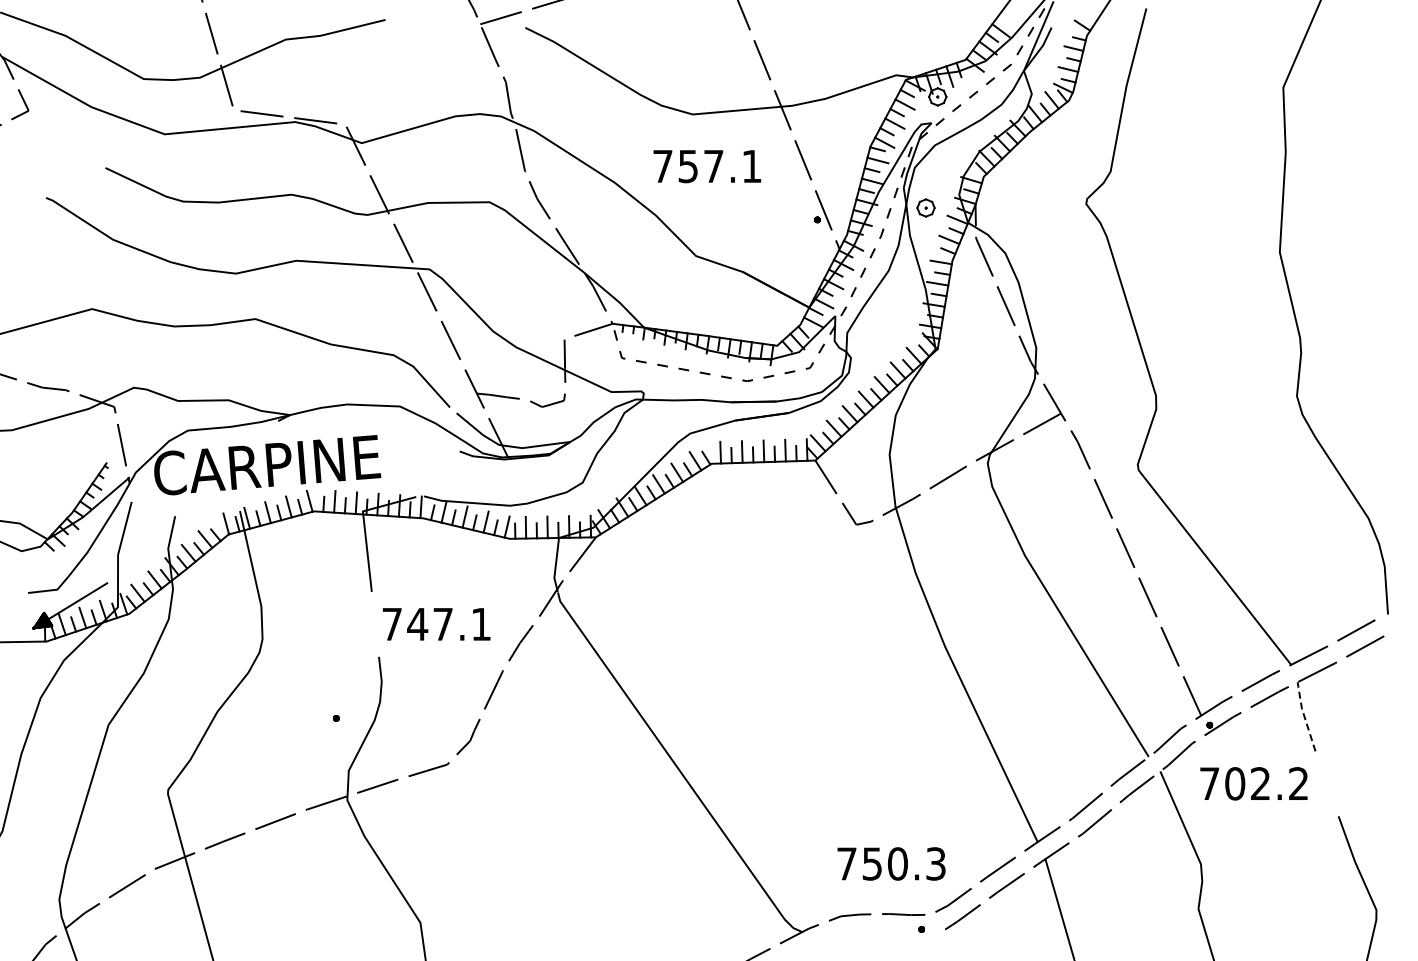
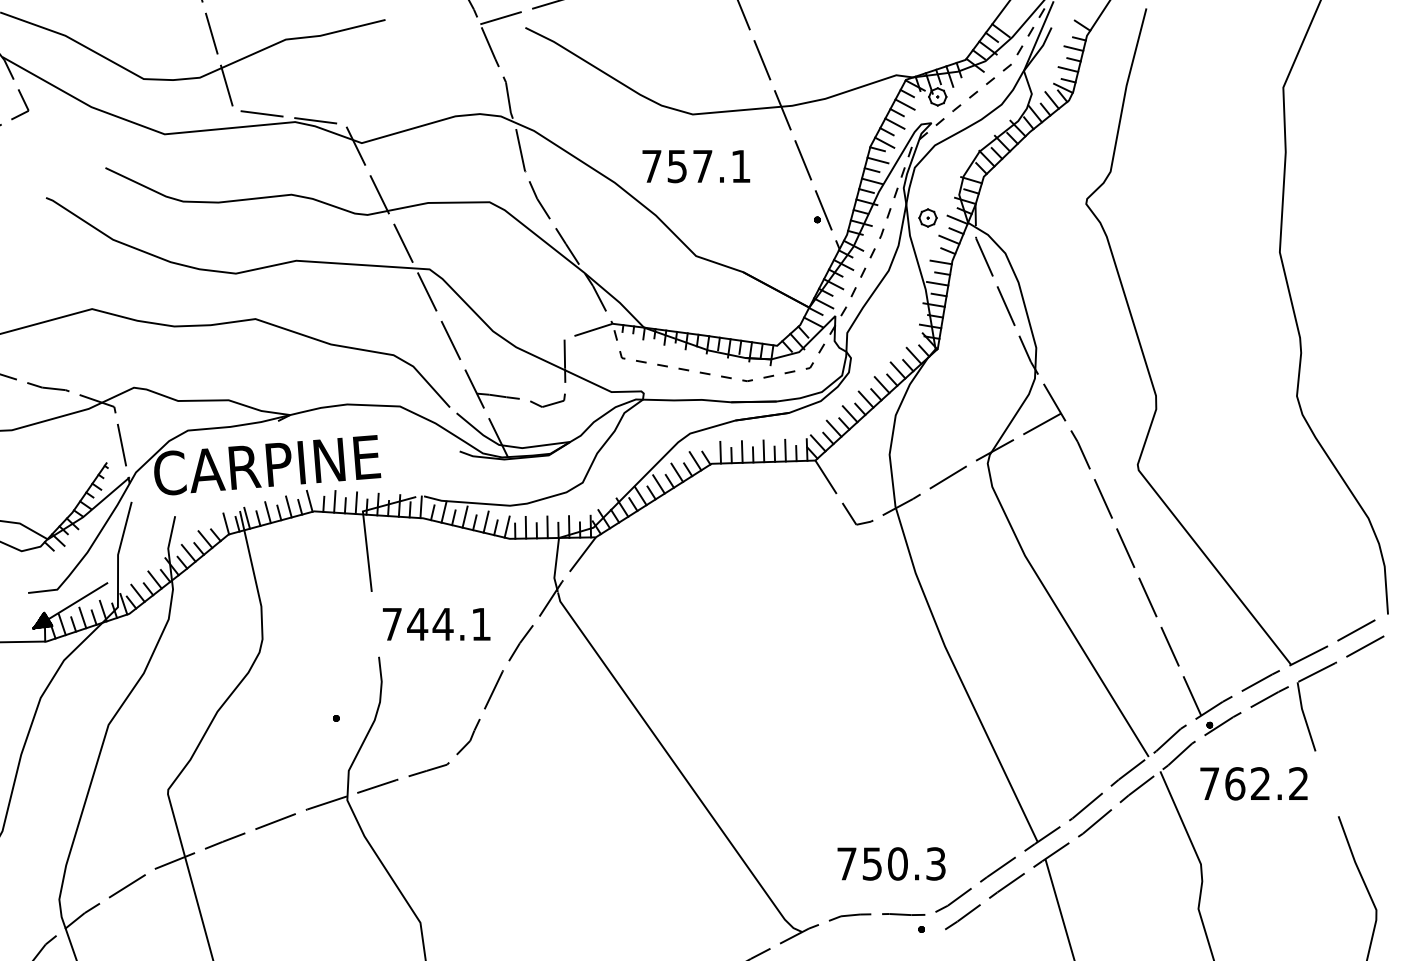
text position: (707, 166) -> (696, 166) (696, 166)
part position: (925, 207) -> (927, 217) (927, 217)
text: 747.1 -> 744.1 (442, 624)
line: dashed -> solid (1304, 716)
text: 702.2 -> 762.2 (1235, 783)
